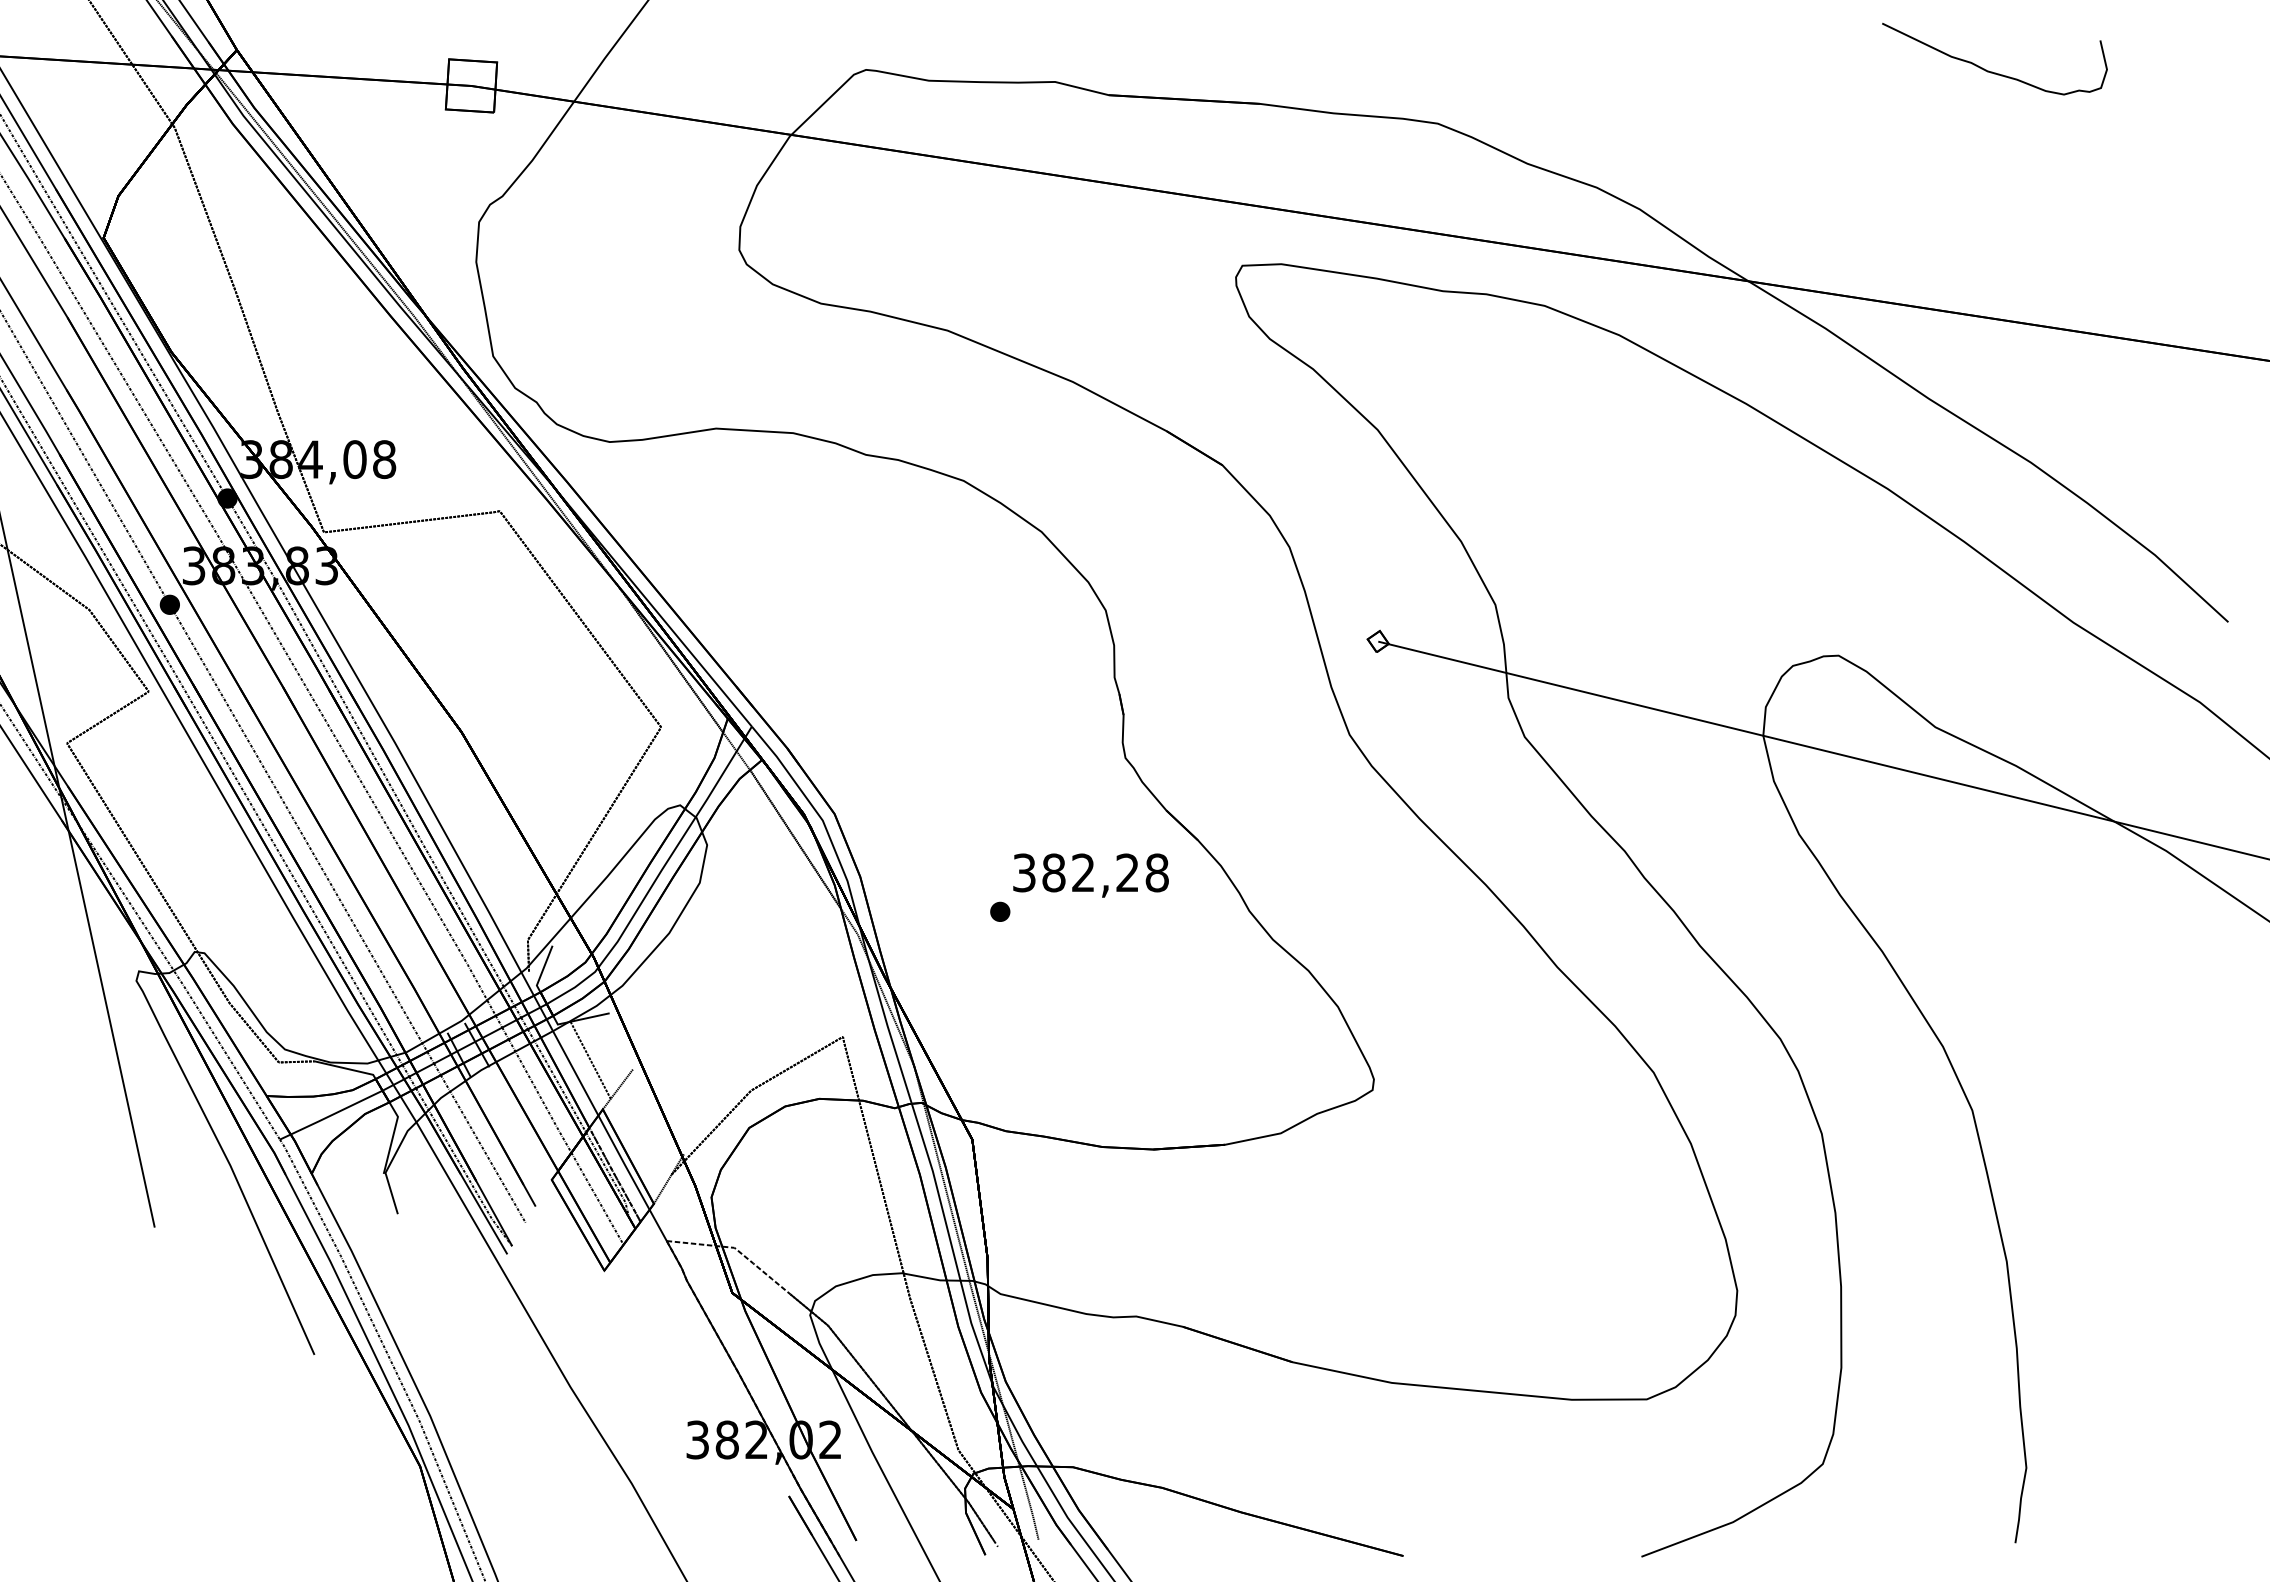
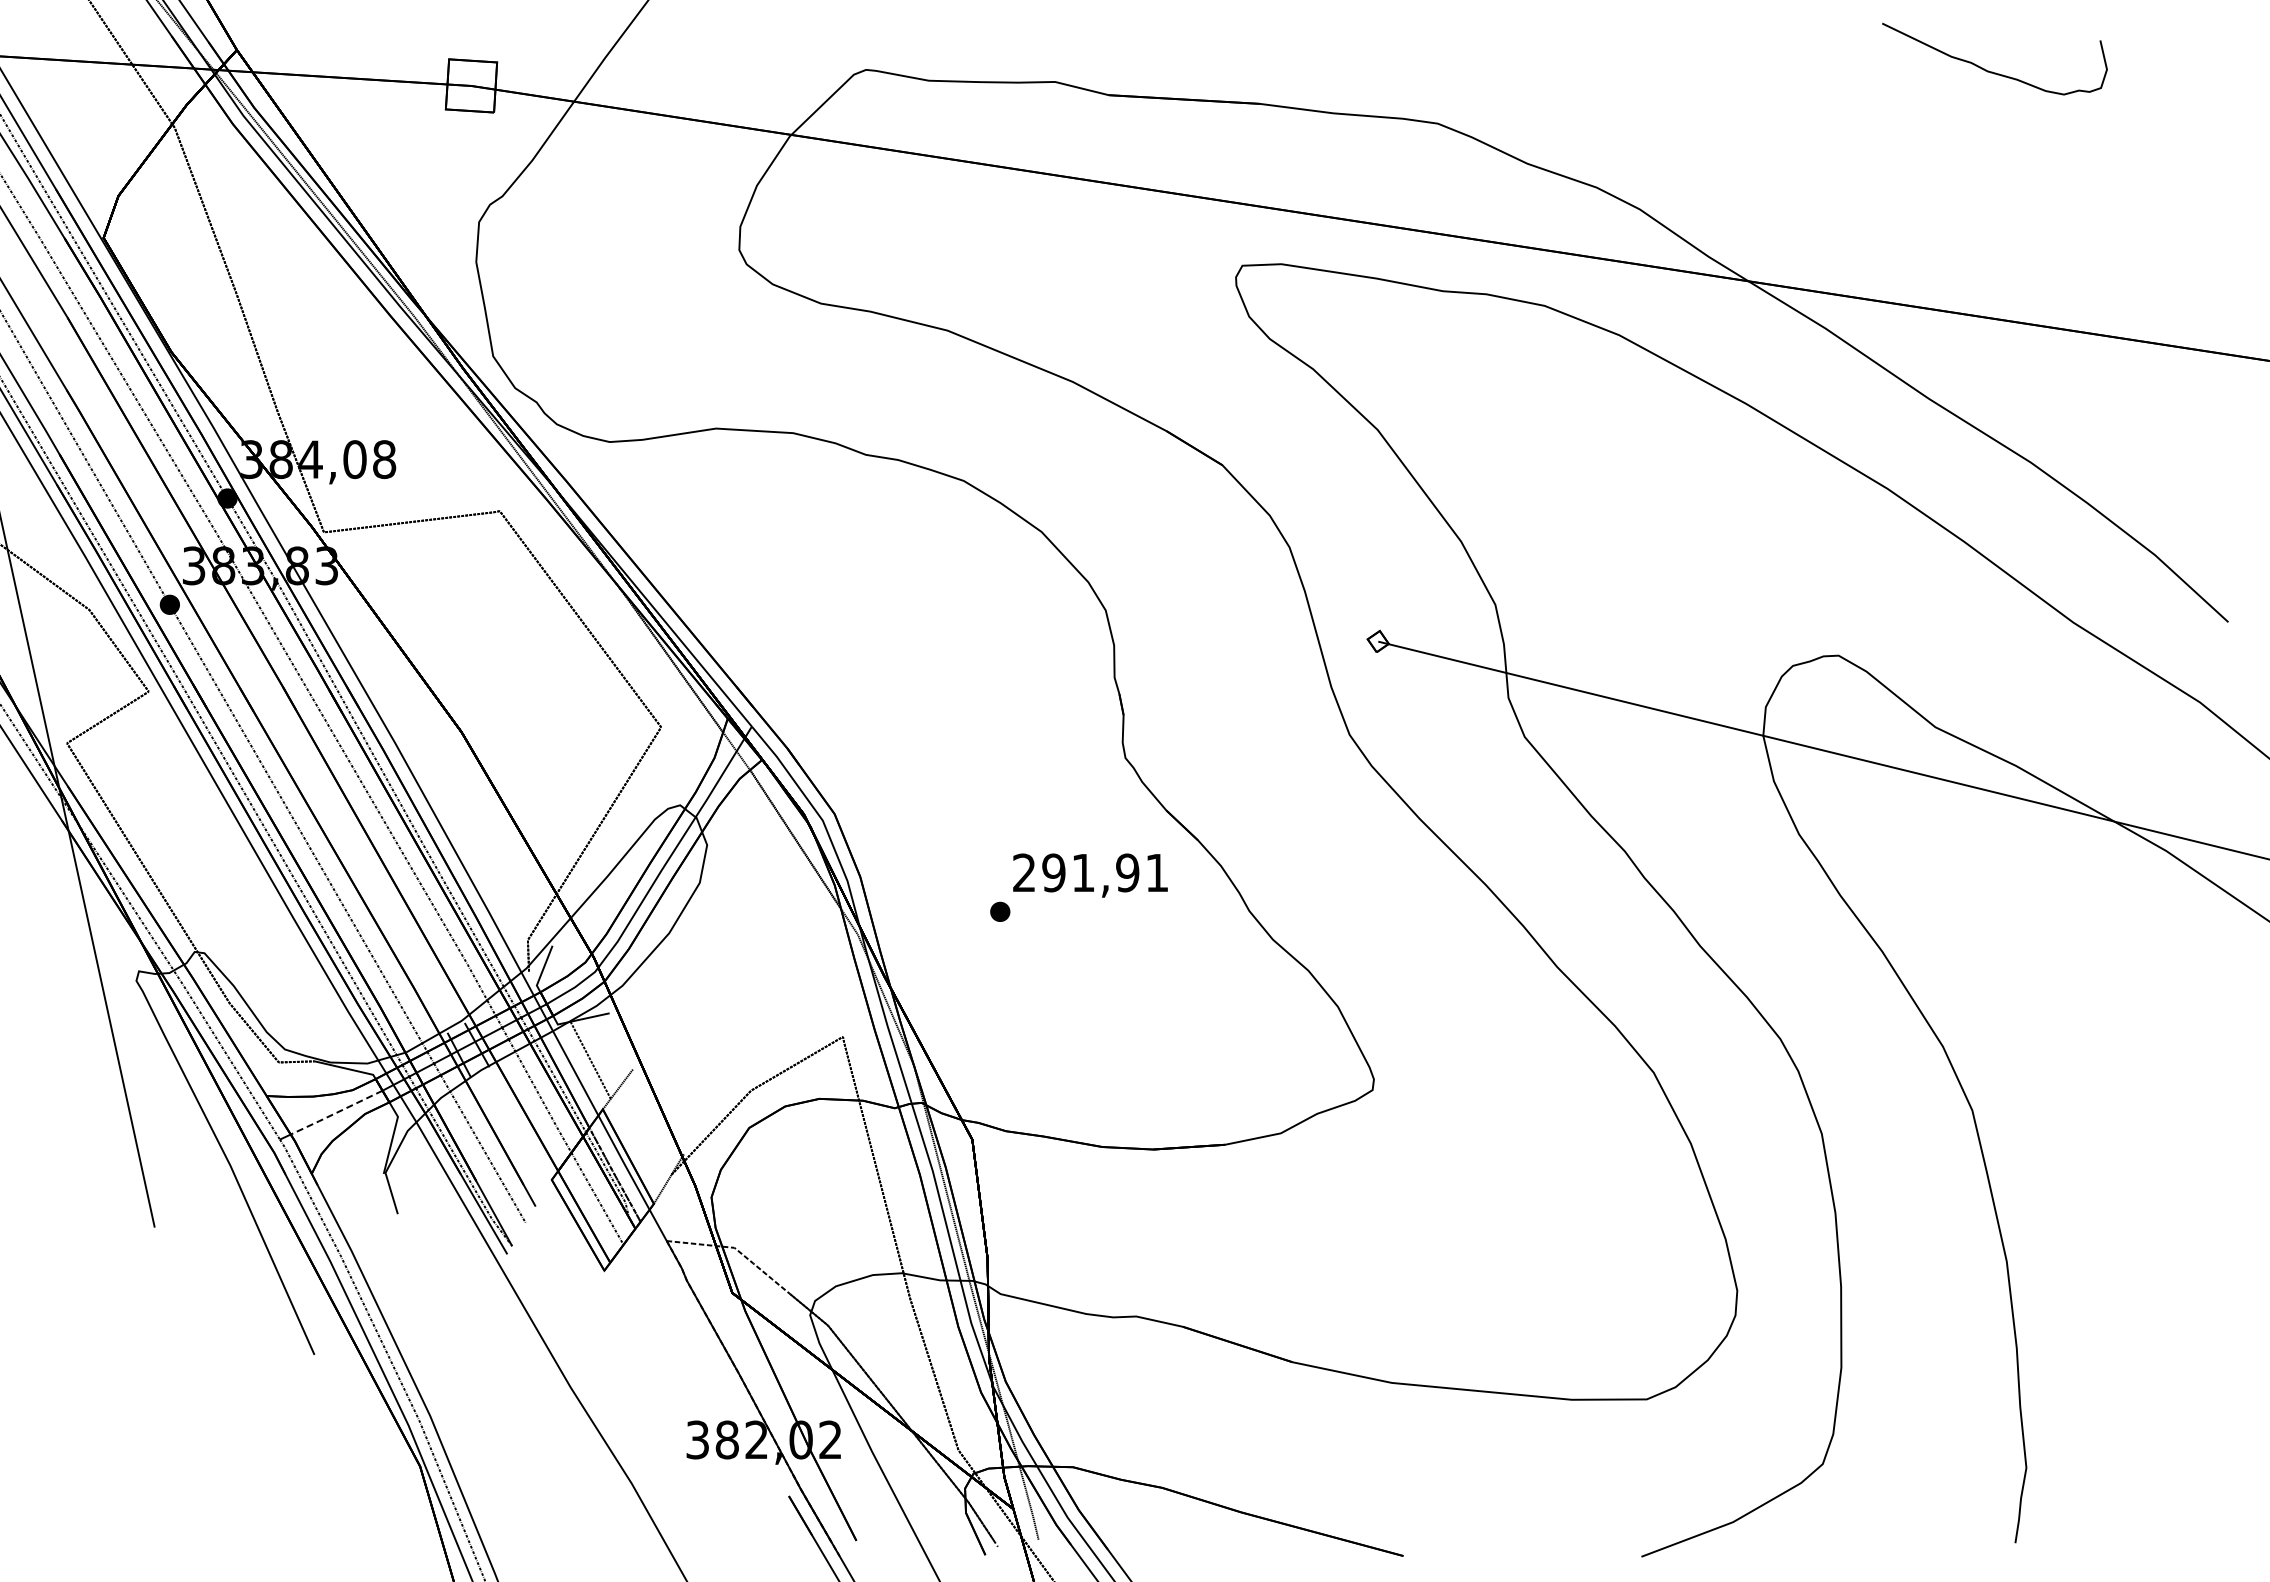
text: 382,28 -> 291,91 (1090, 872)
line: solid -> dashed (336, 1113)
